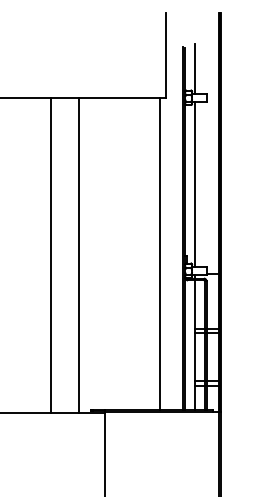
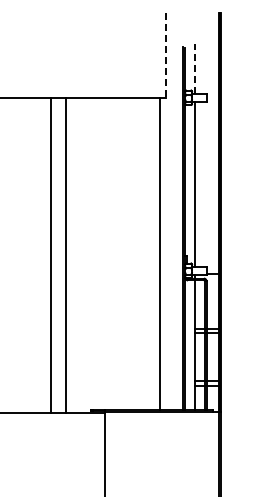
line: solid -> dashed (166, 55)
line: solid -> dashed (194, 68)
line position: (78, 255) -> (65, 255) (65, 255)
